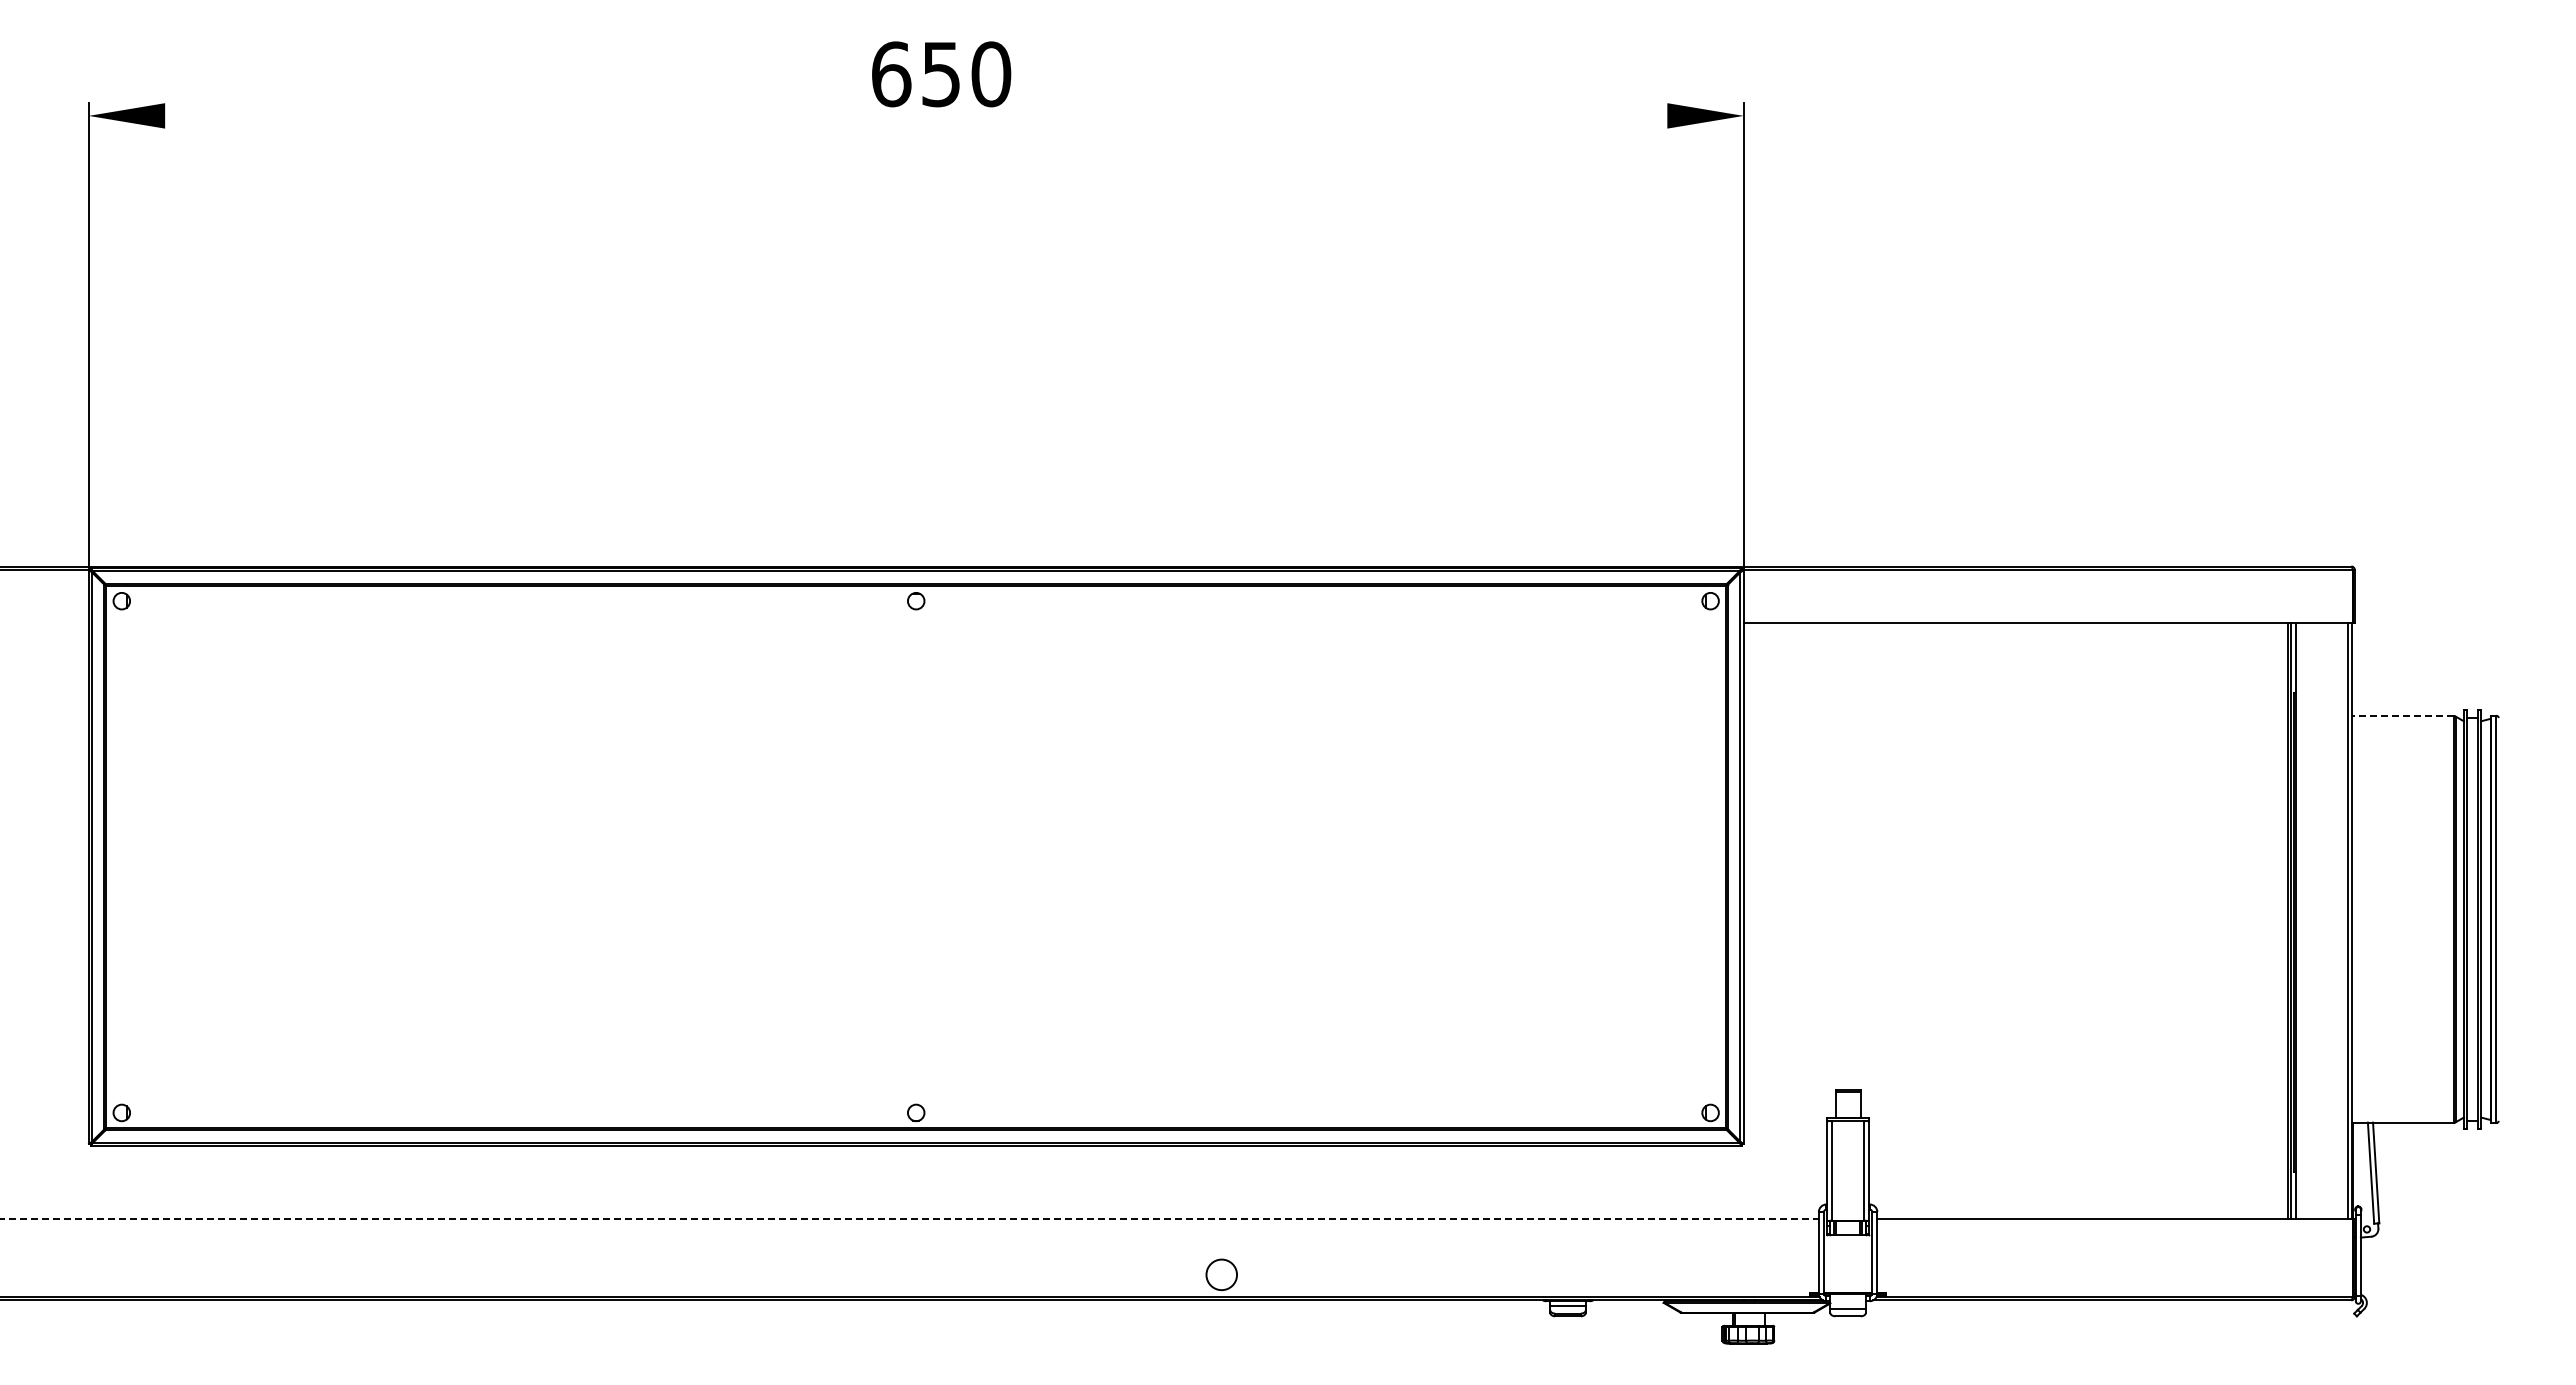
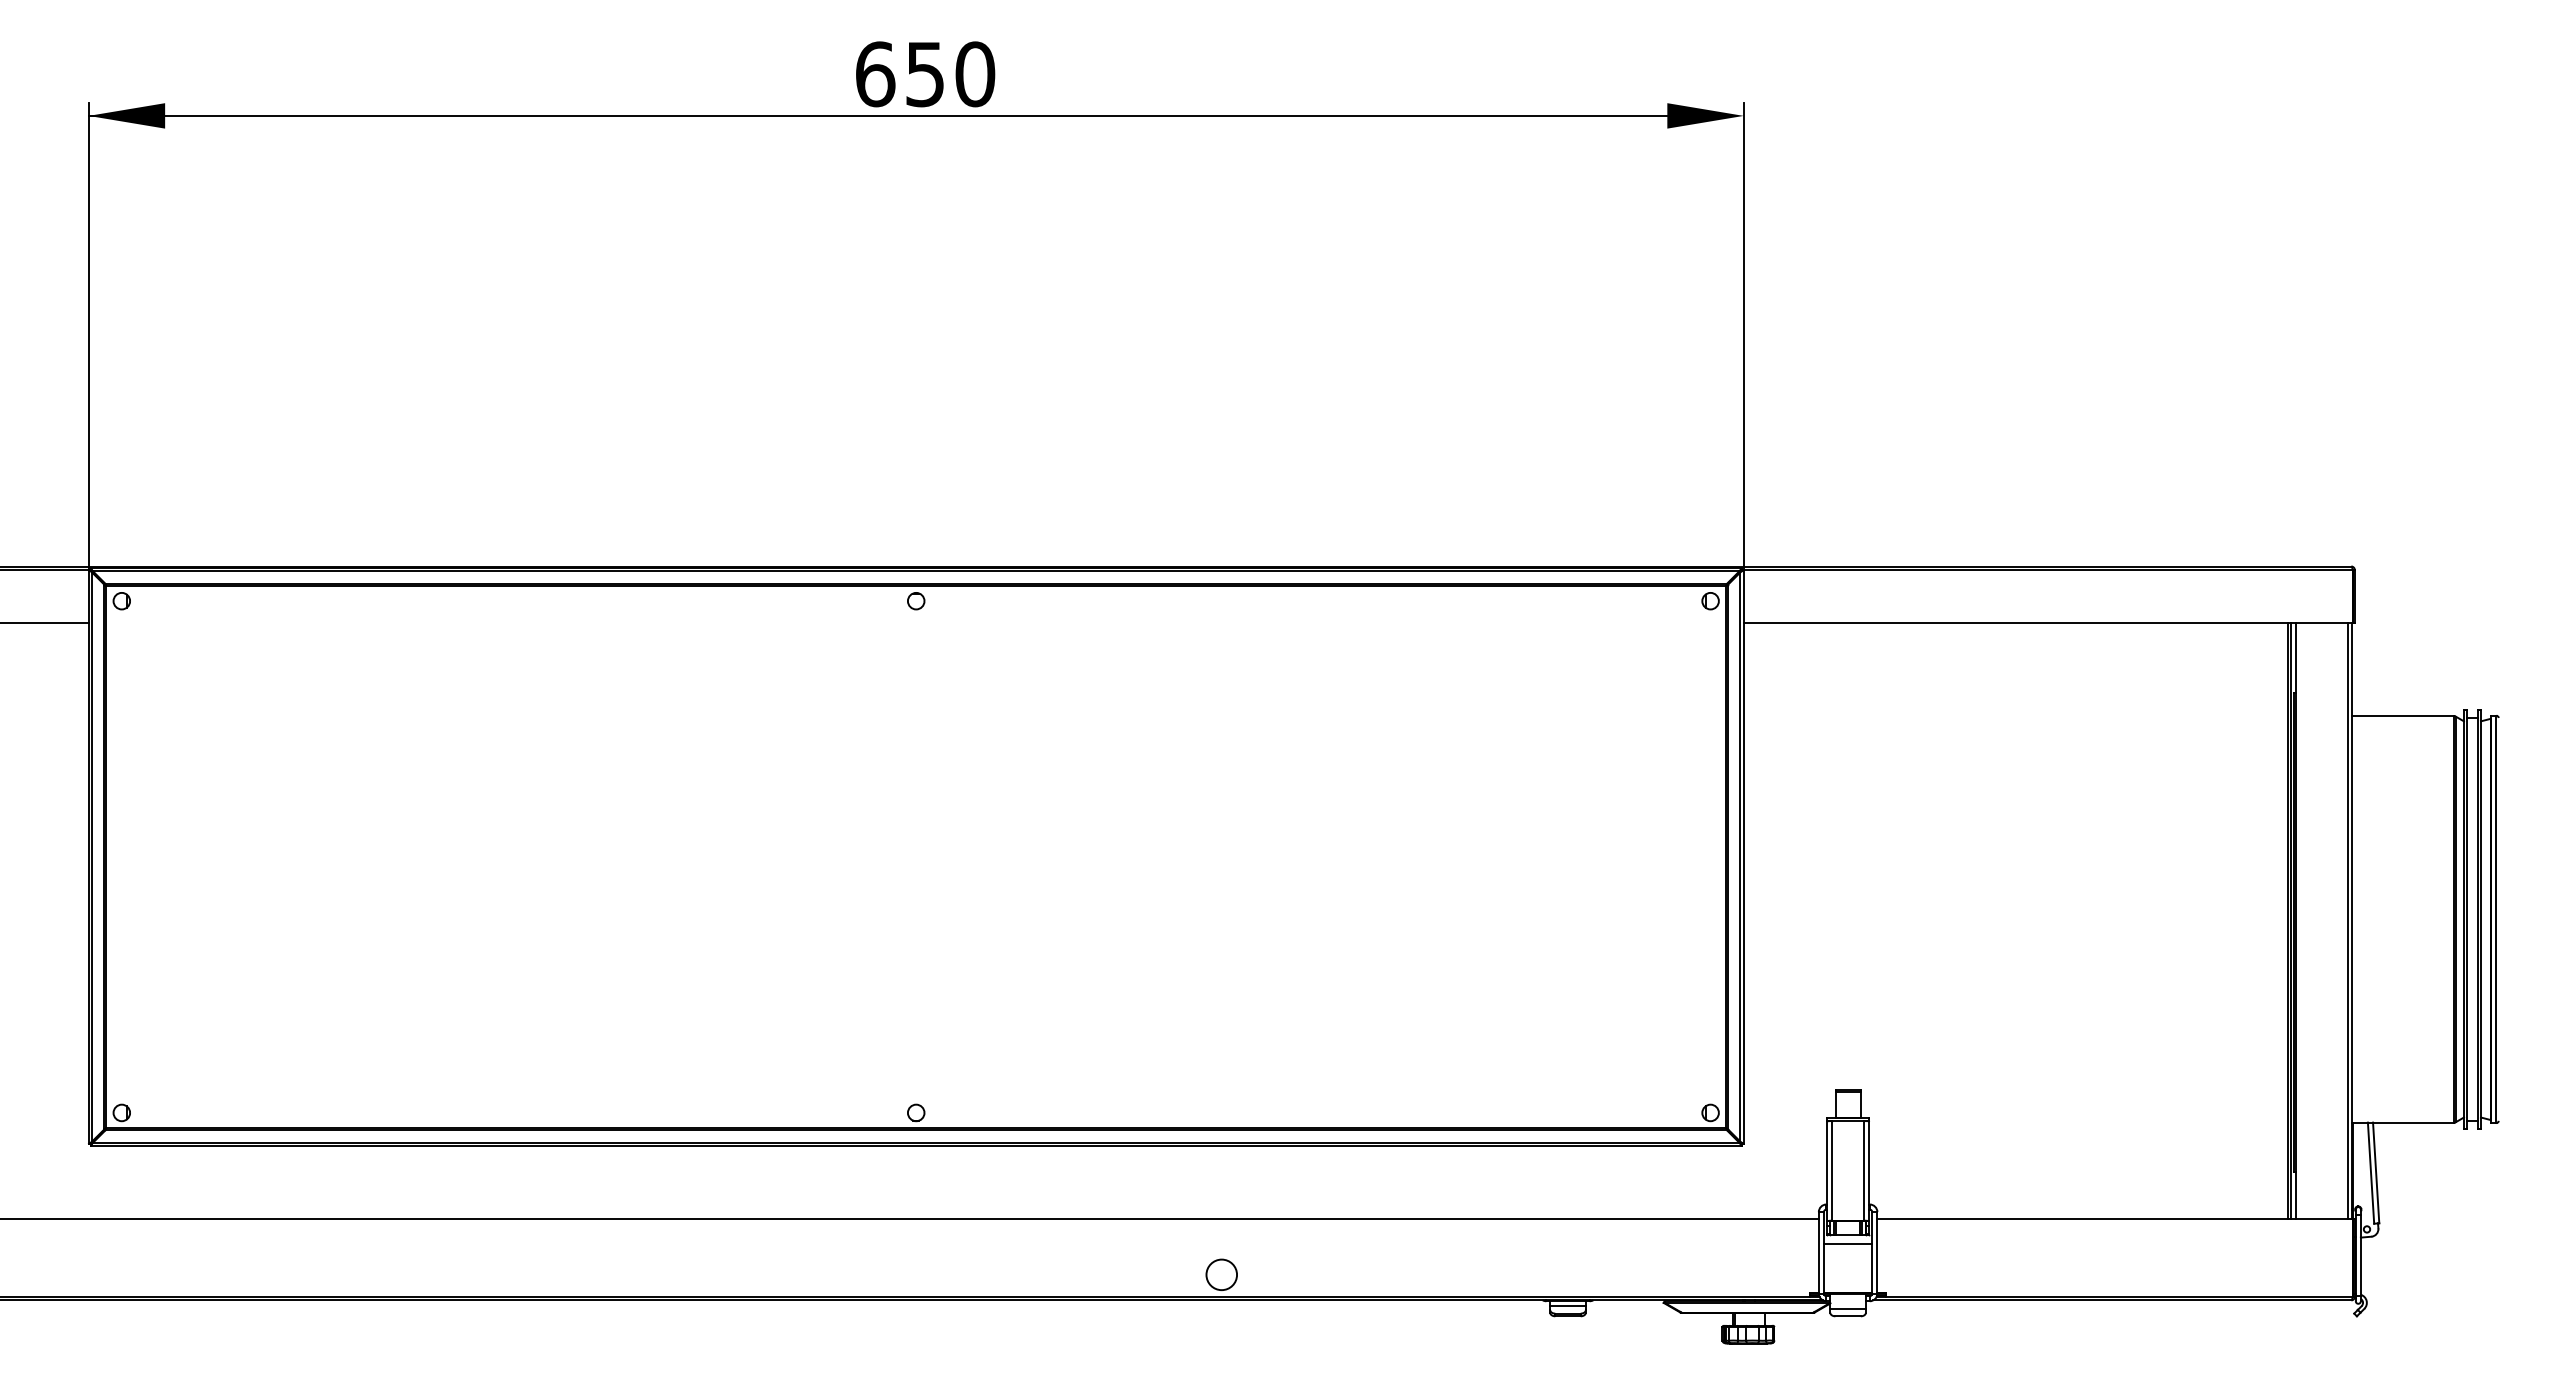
text position: (941, 74) -> (925, 74) (925, 74)
line: none -> present (877, 115)
line: none -> present (45, 622)
line: dashed -> solid (2402, 716)
line: dashed -> solid (910, 1218)
line: none -> present (1847, 1244)
